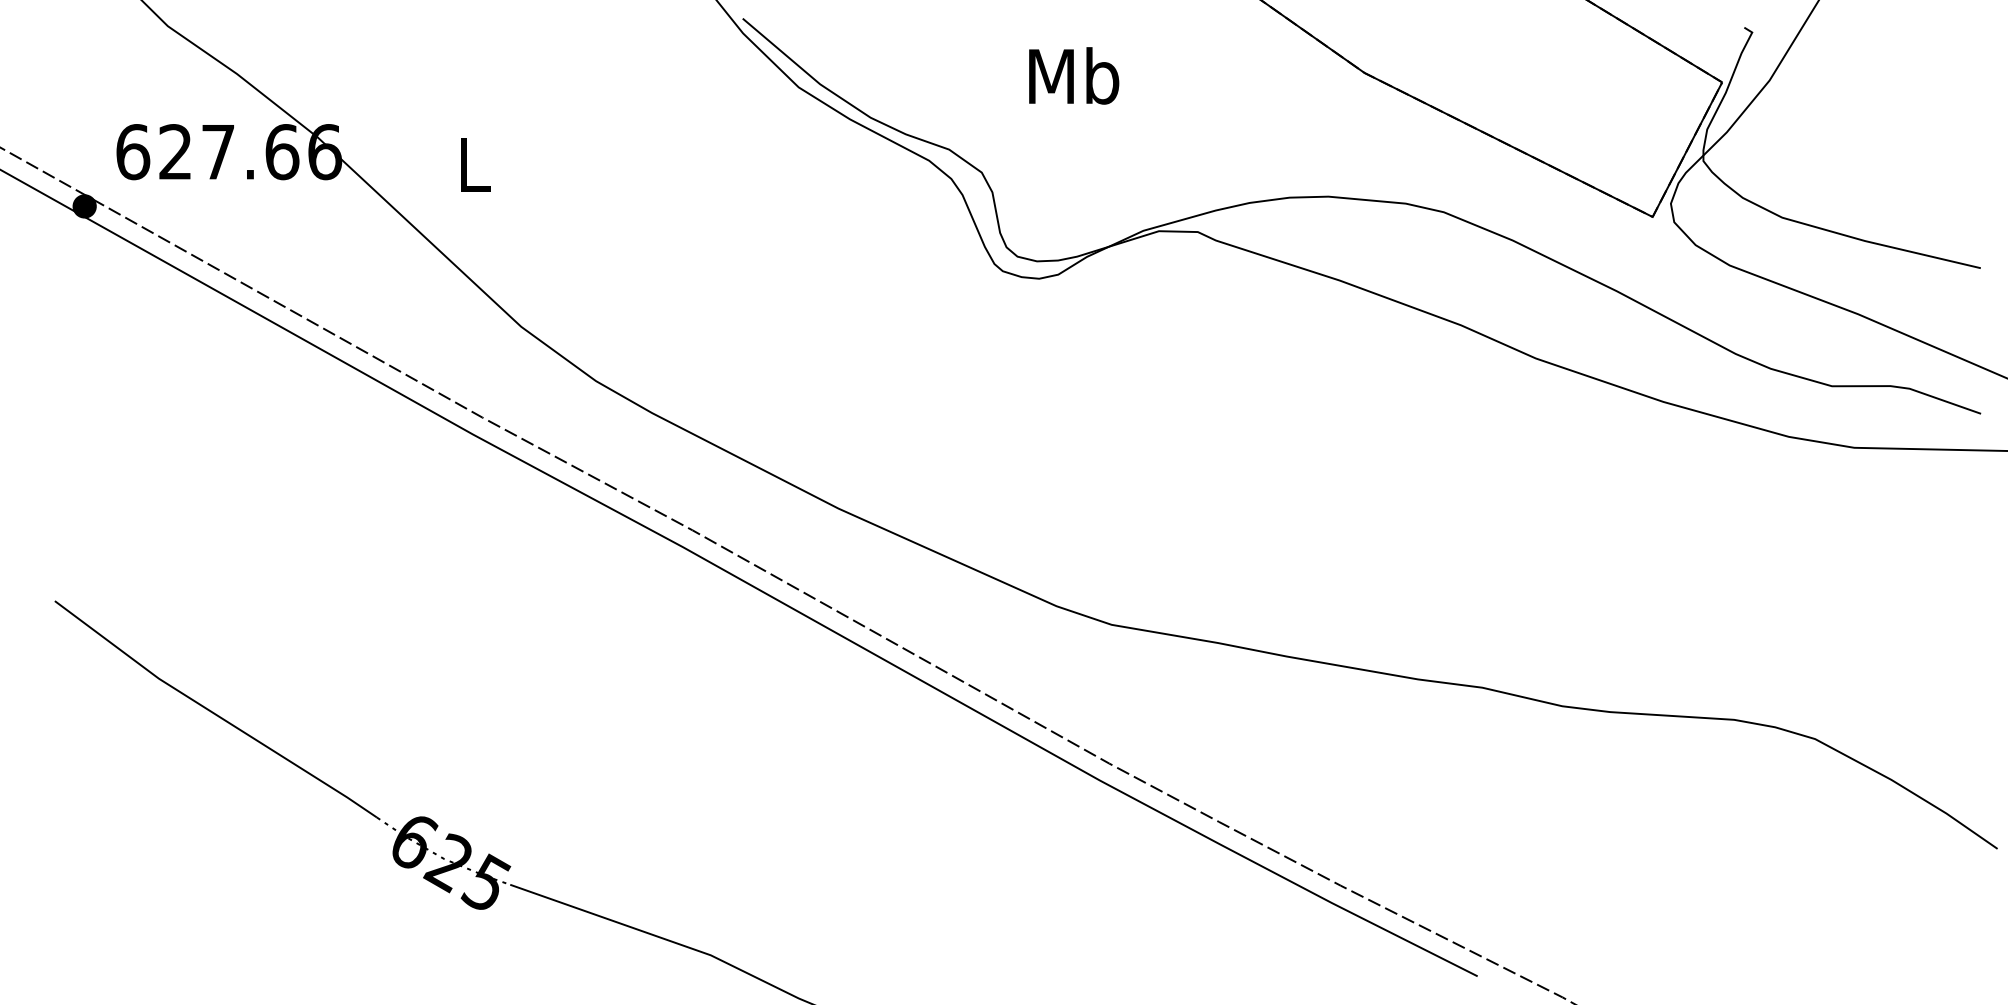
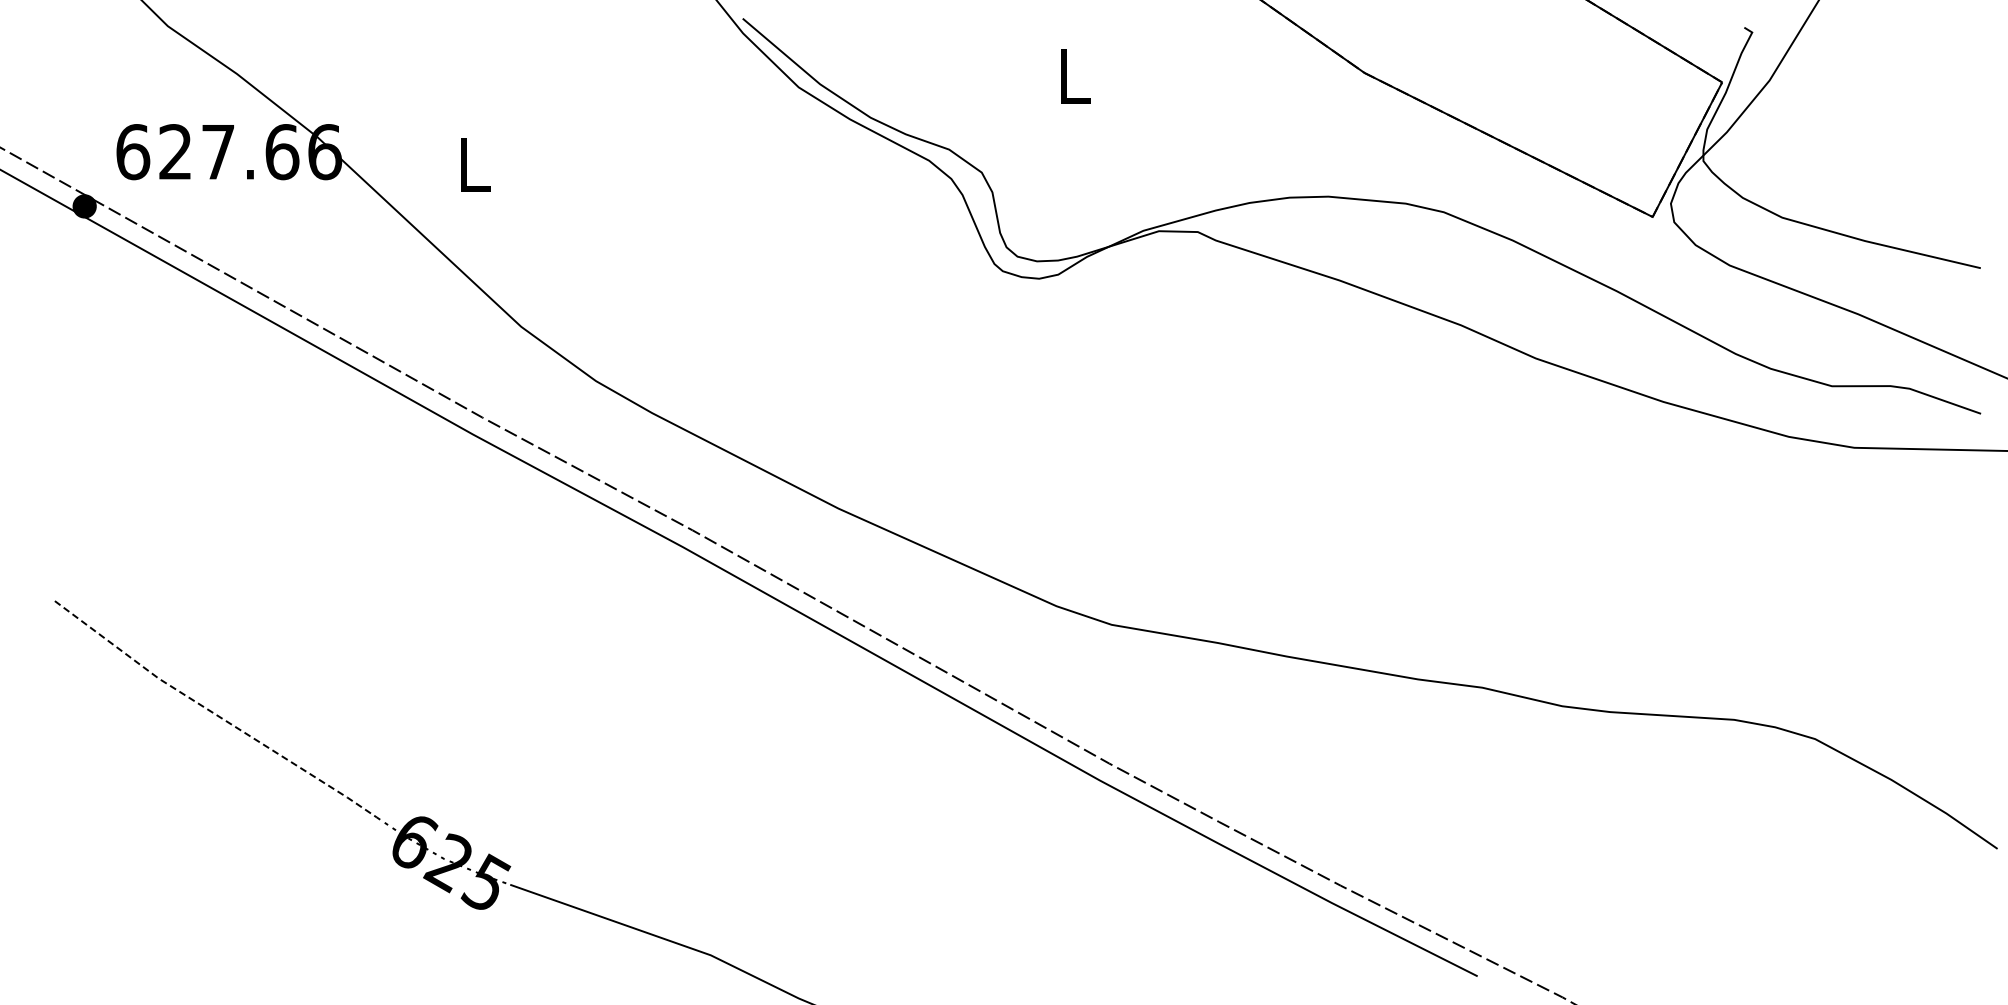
text: Mb -> L (1074, 75)
line: solid -> dashed (213, 713)
